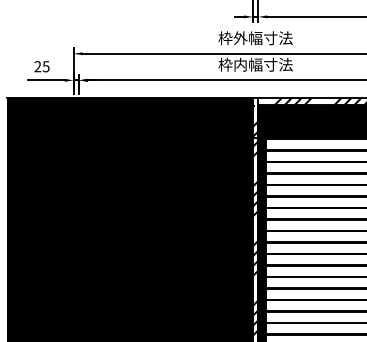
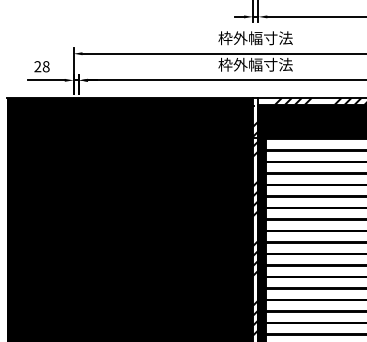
text: 枠内幅寸法 -> 枠外幅寸法 (240, 64)
text: 25 -> 28 (45, 66)
